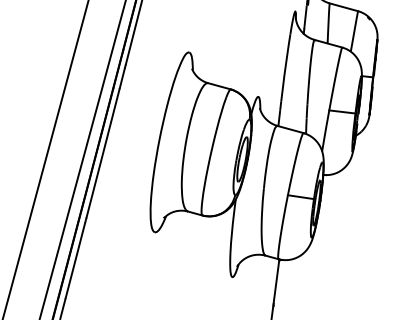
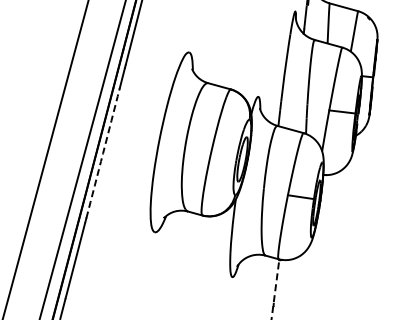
arc: solid -> dashed (103, 153)
line: solid -> dashed (275, 288)
